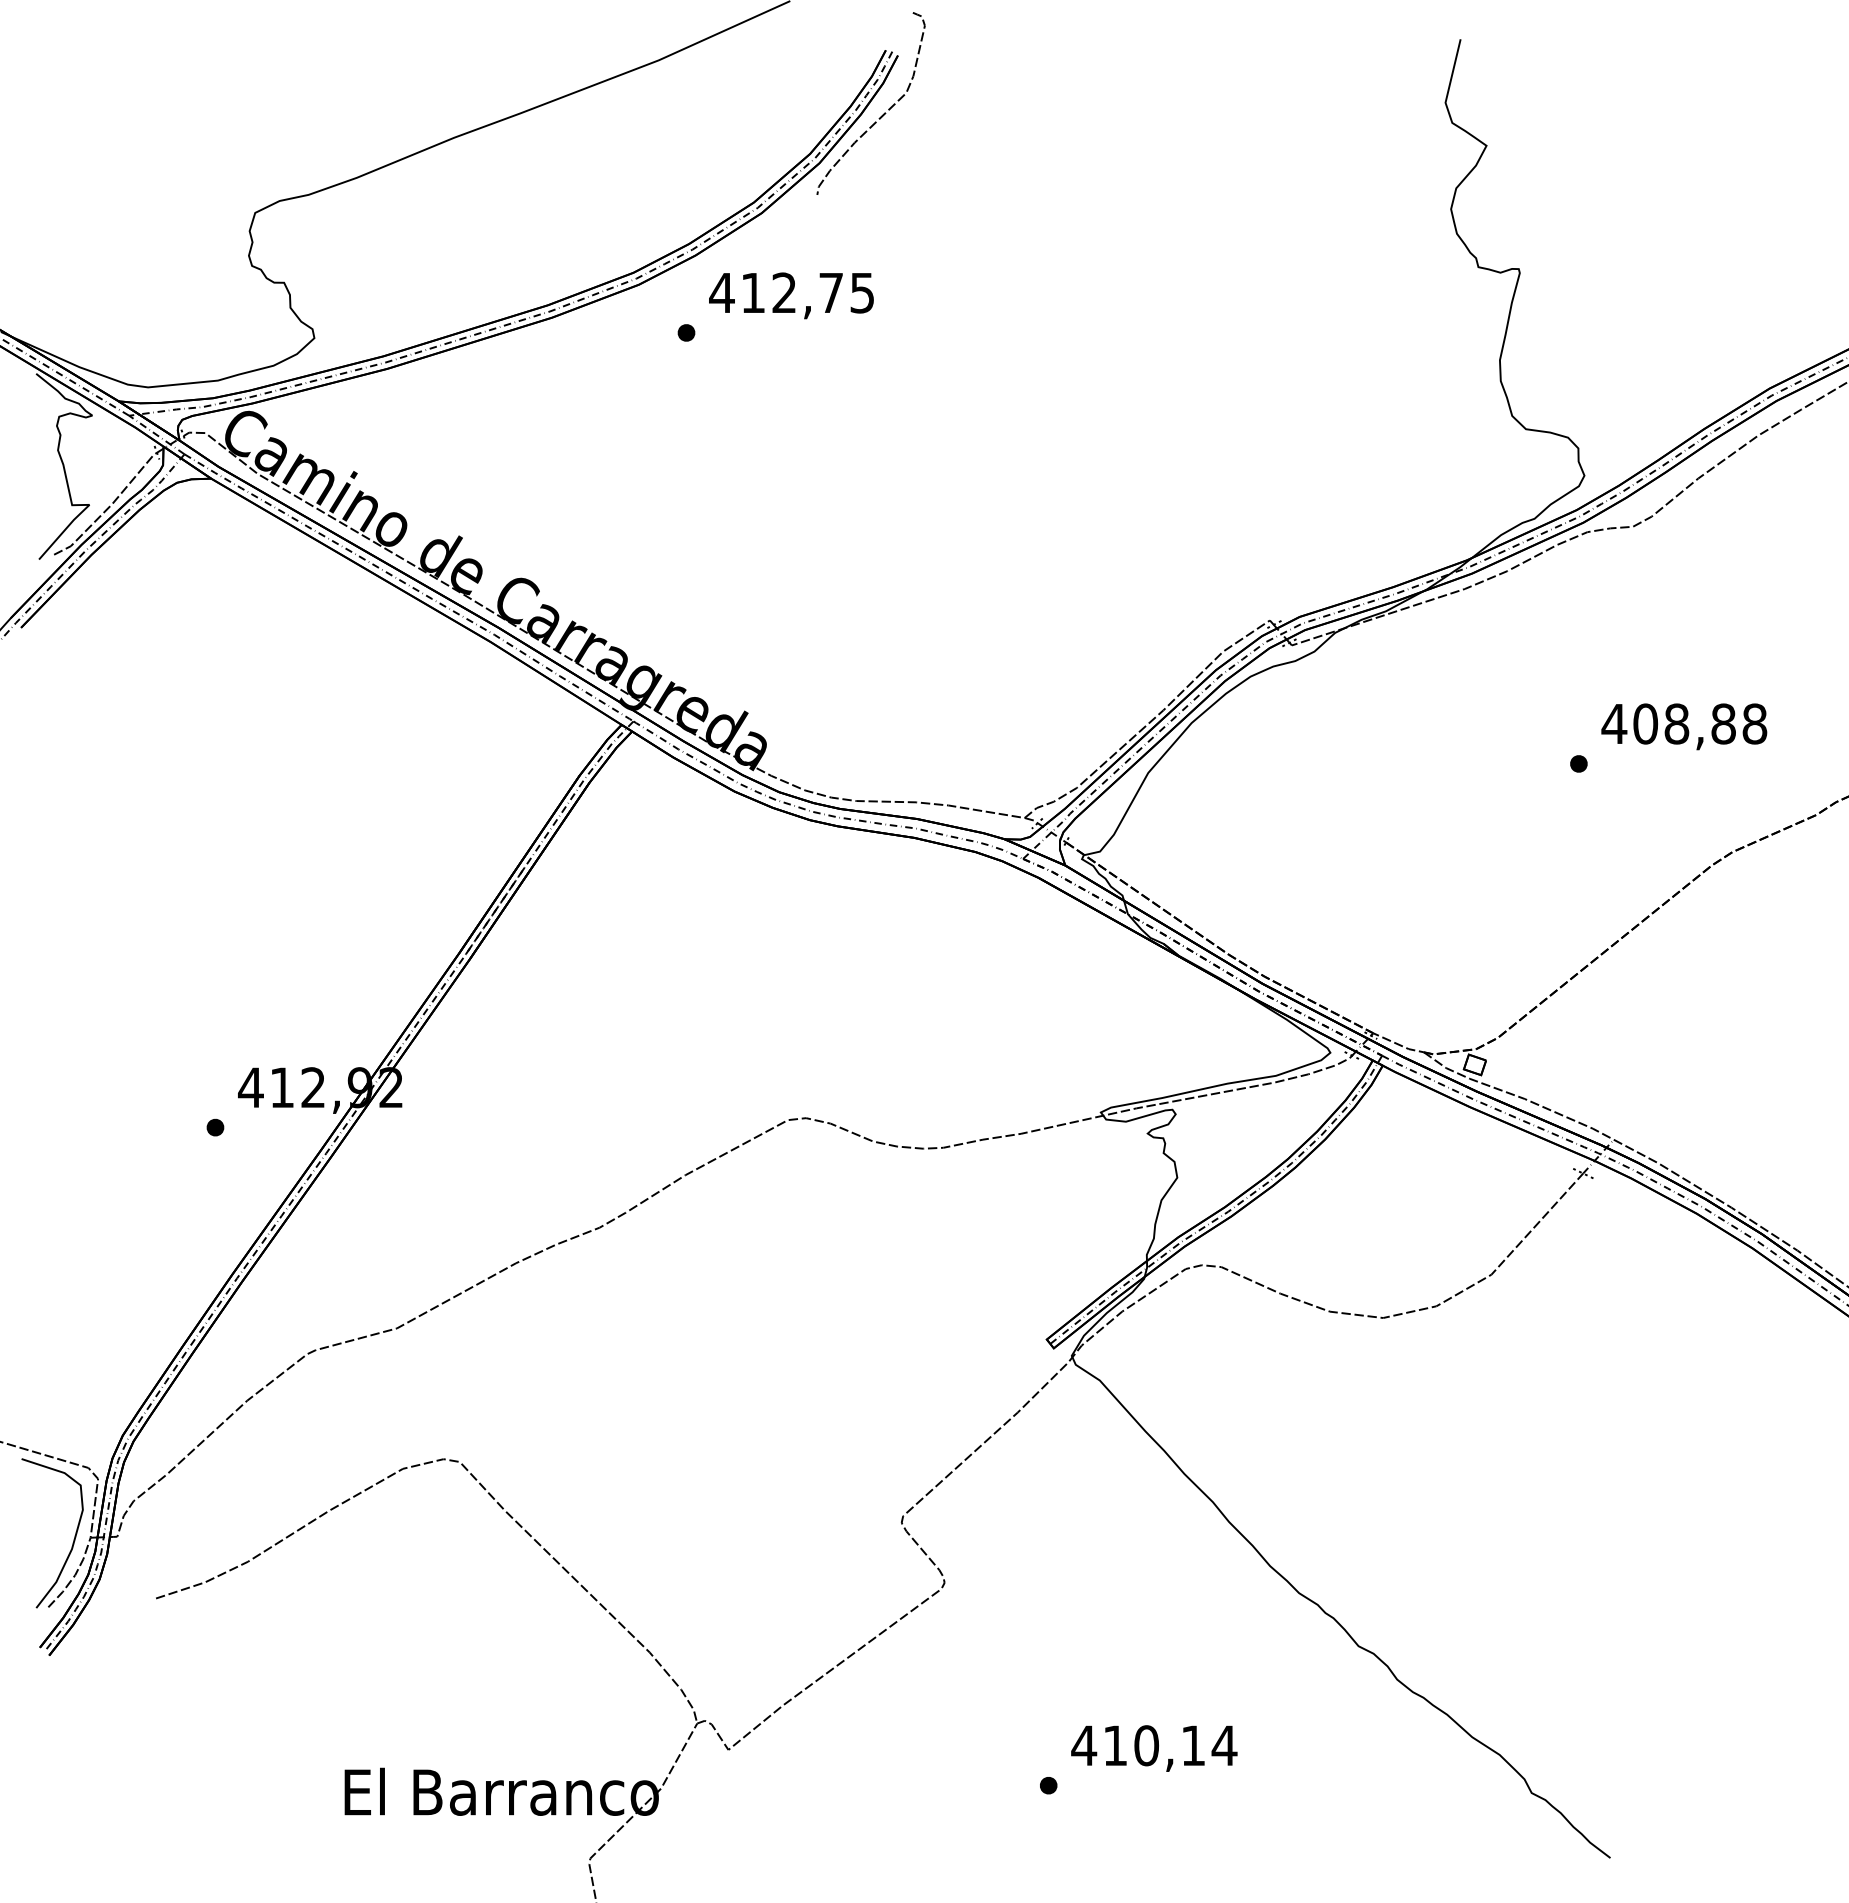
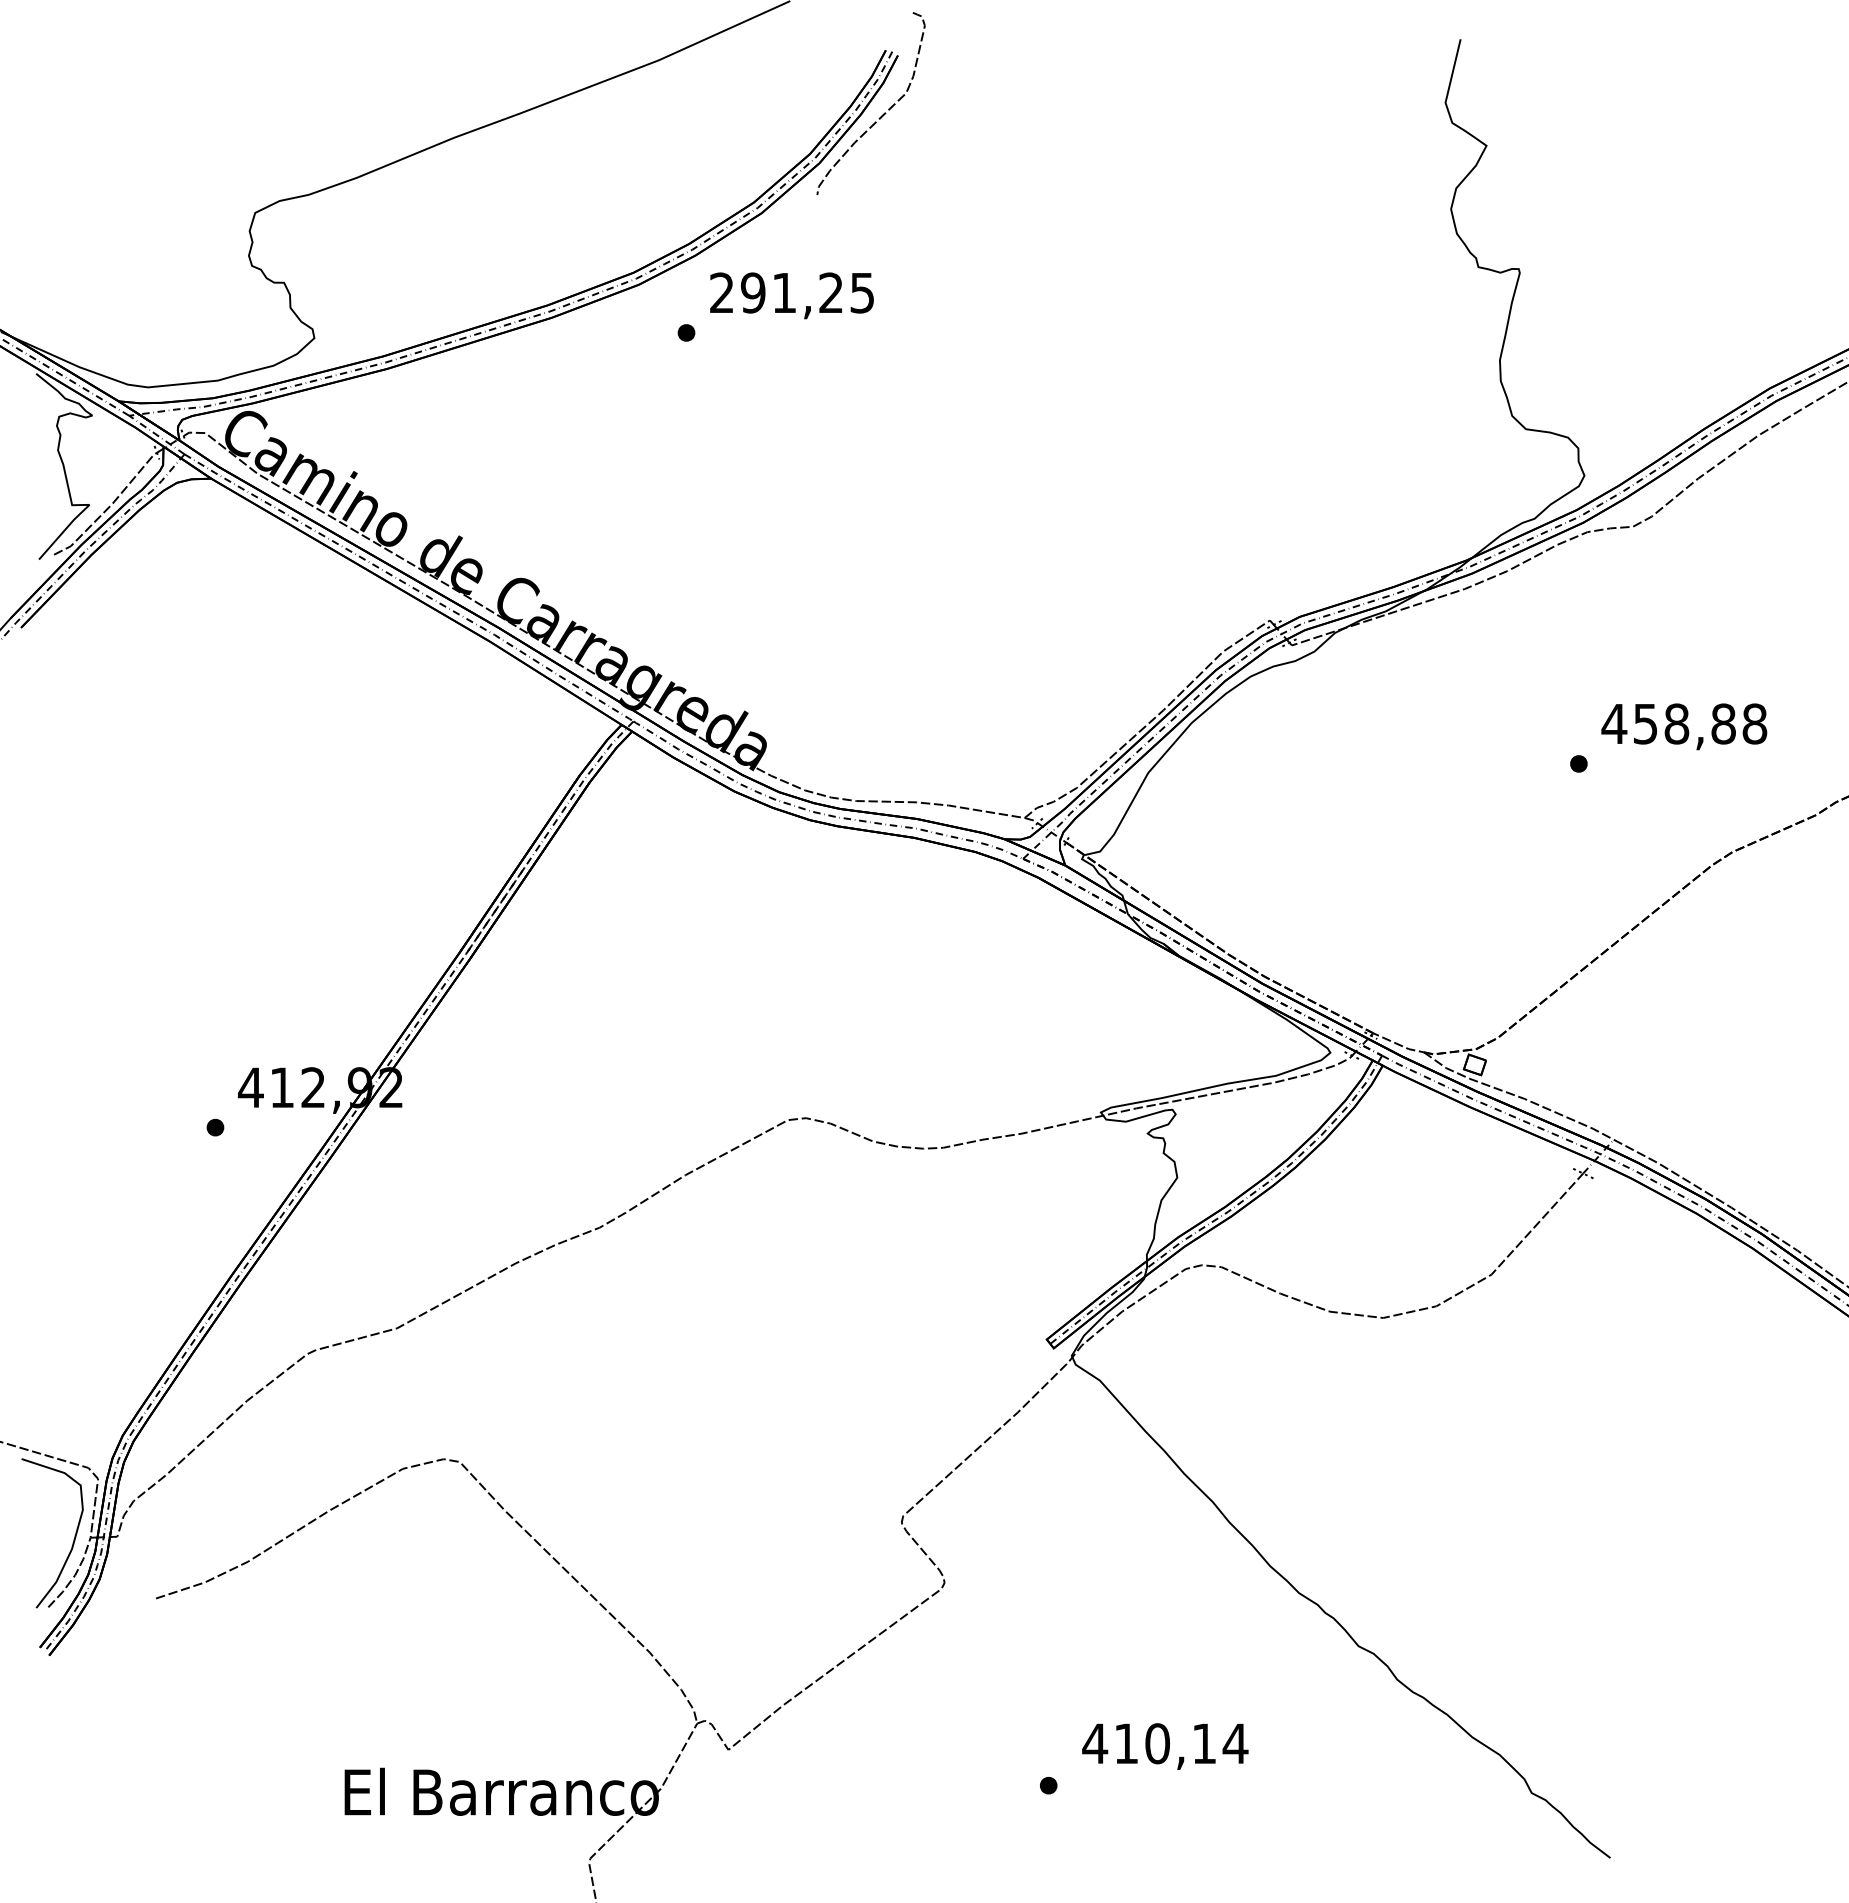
text: 412,75 -> 291,25 (775, 292)
text: 408,88 -> 458,88 (1645, 723)
text position: (1154, 1748) -> (1165, 1746) (1165, 1746)
